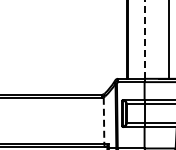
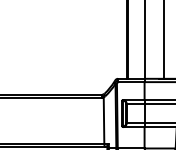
line: dashed -> solid (144, 39)
line position: (168, 40) -> (163, 40) (163, 40)
line: dashed -> solid (104, 120)
